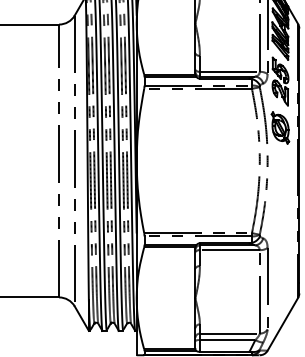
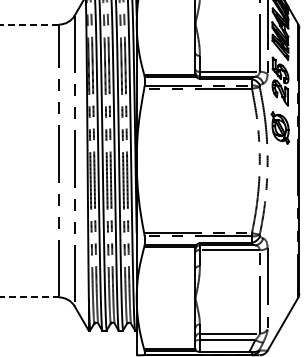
line: solid -> dashed (29, 24)
line: solid -> dashed (30, 297)
